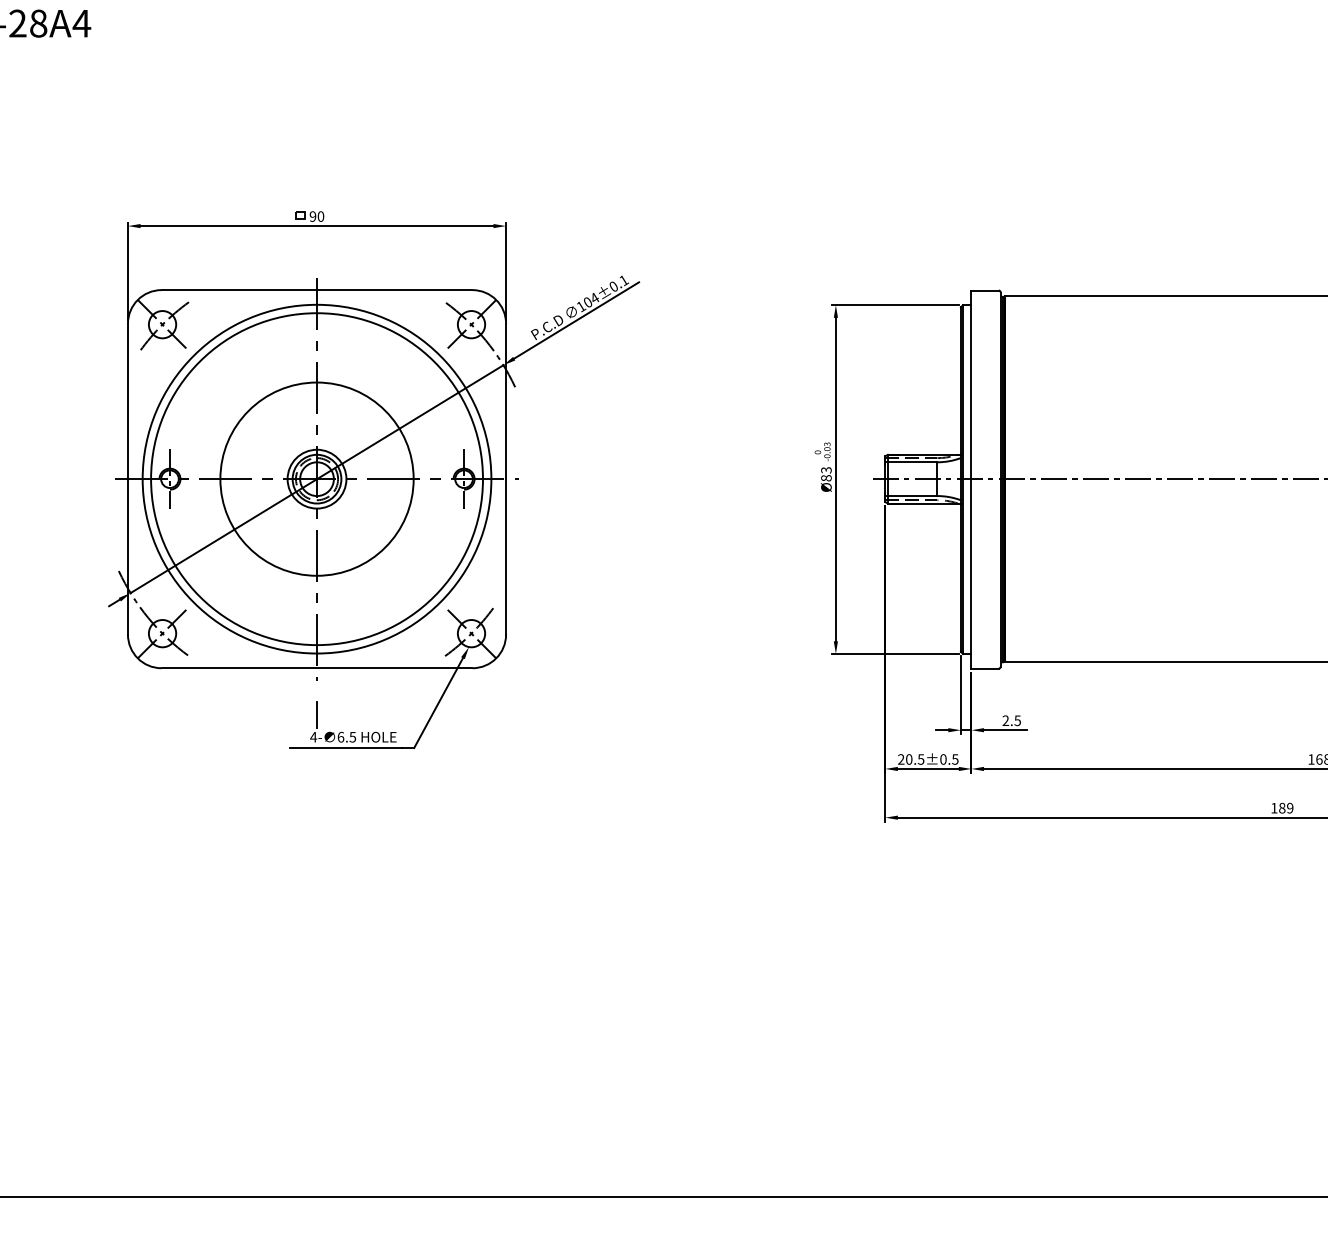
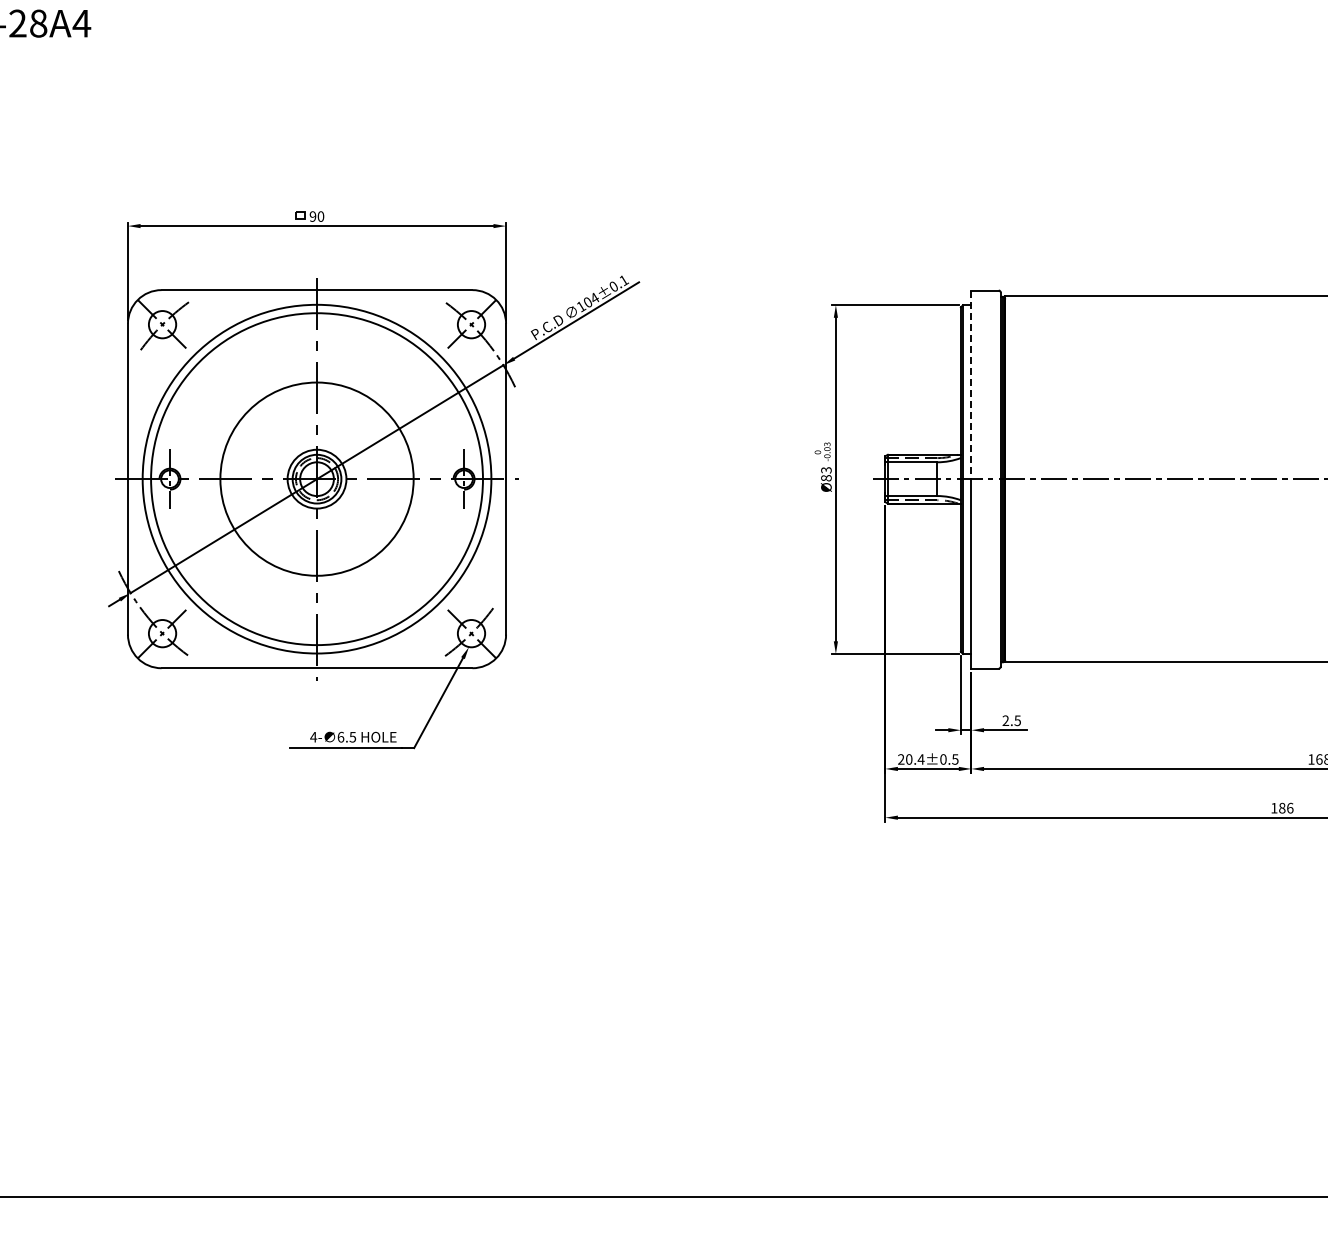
line: solid -> dashed (971, 385)
line: present -> none (317, 714)
text: 20.5±0.5 -> 20.4±0.5 (920, 759)
text: 189 -> 186 (1290, 807)
